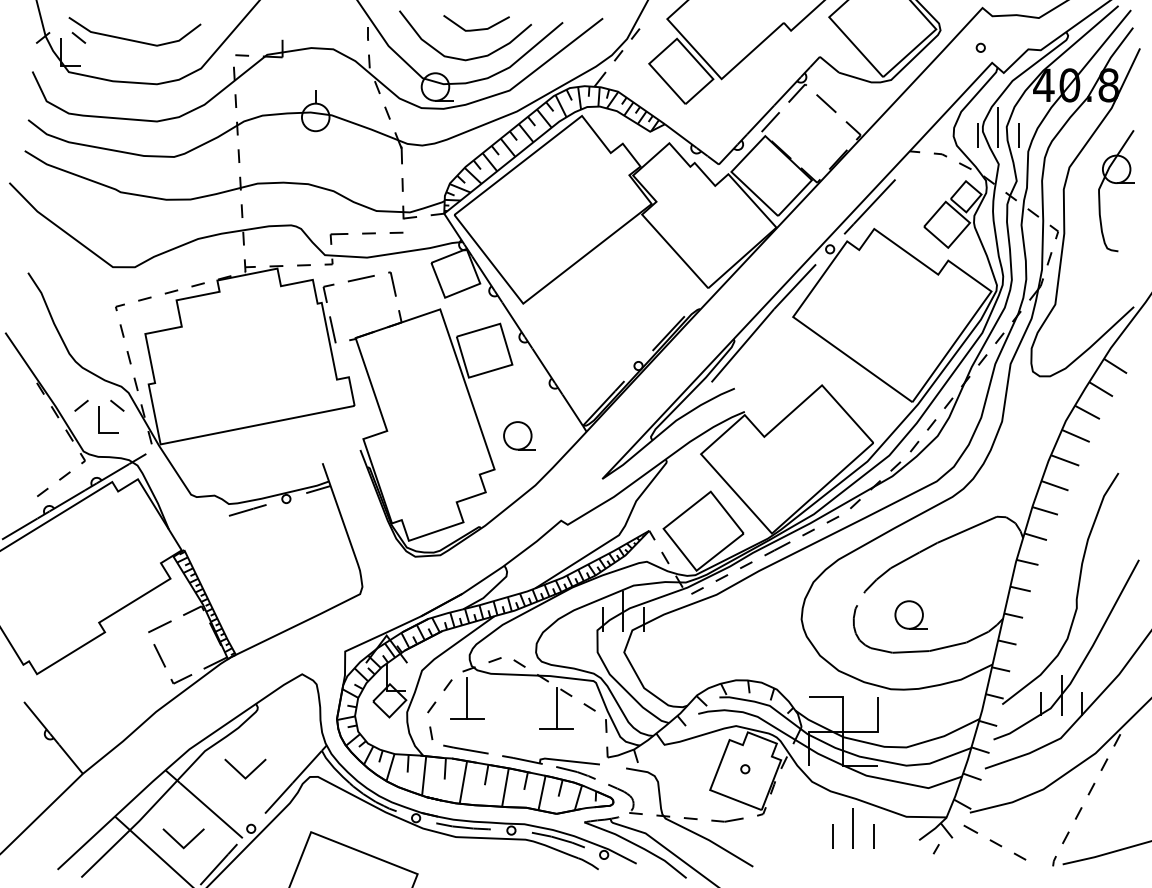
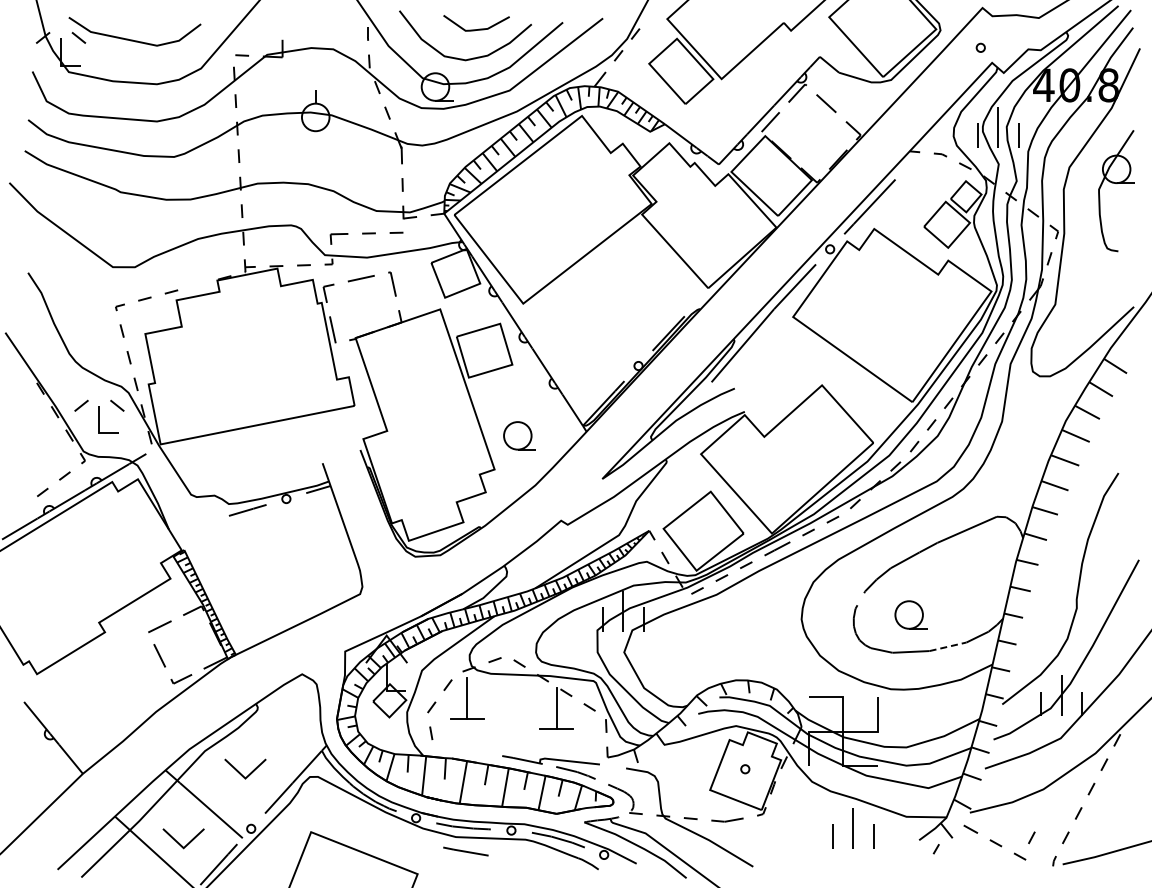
line: present -> none (197, 284)
line: solid -> dashed (948, 646)
line position: (465, 749) -> (465, 851) (465, 851)
line: none -> present (1031, 837)
